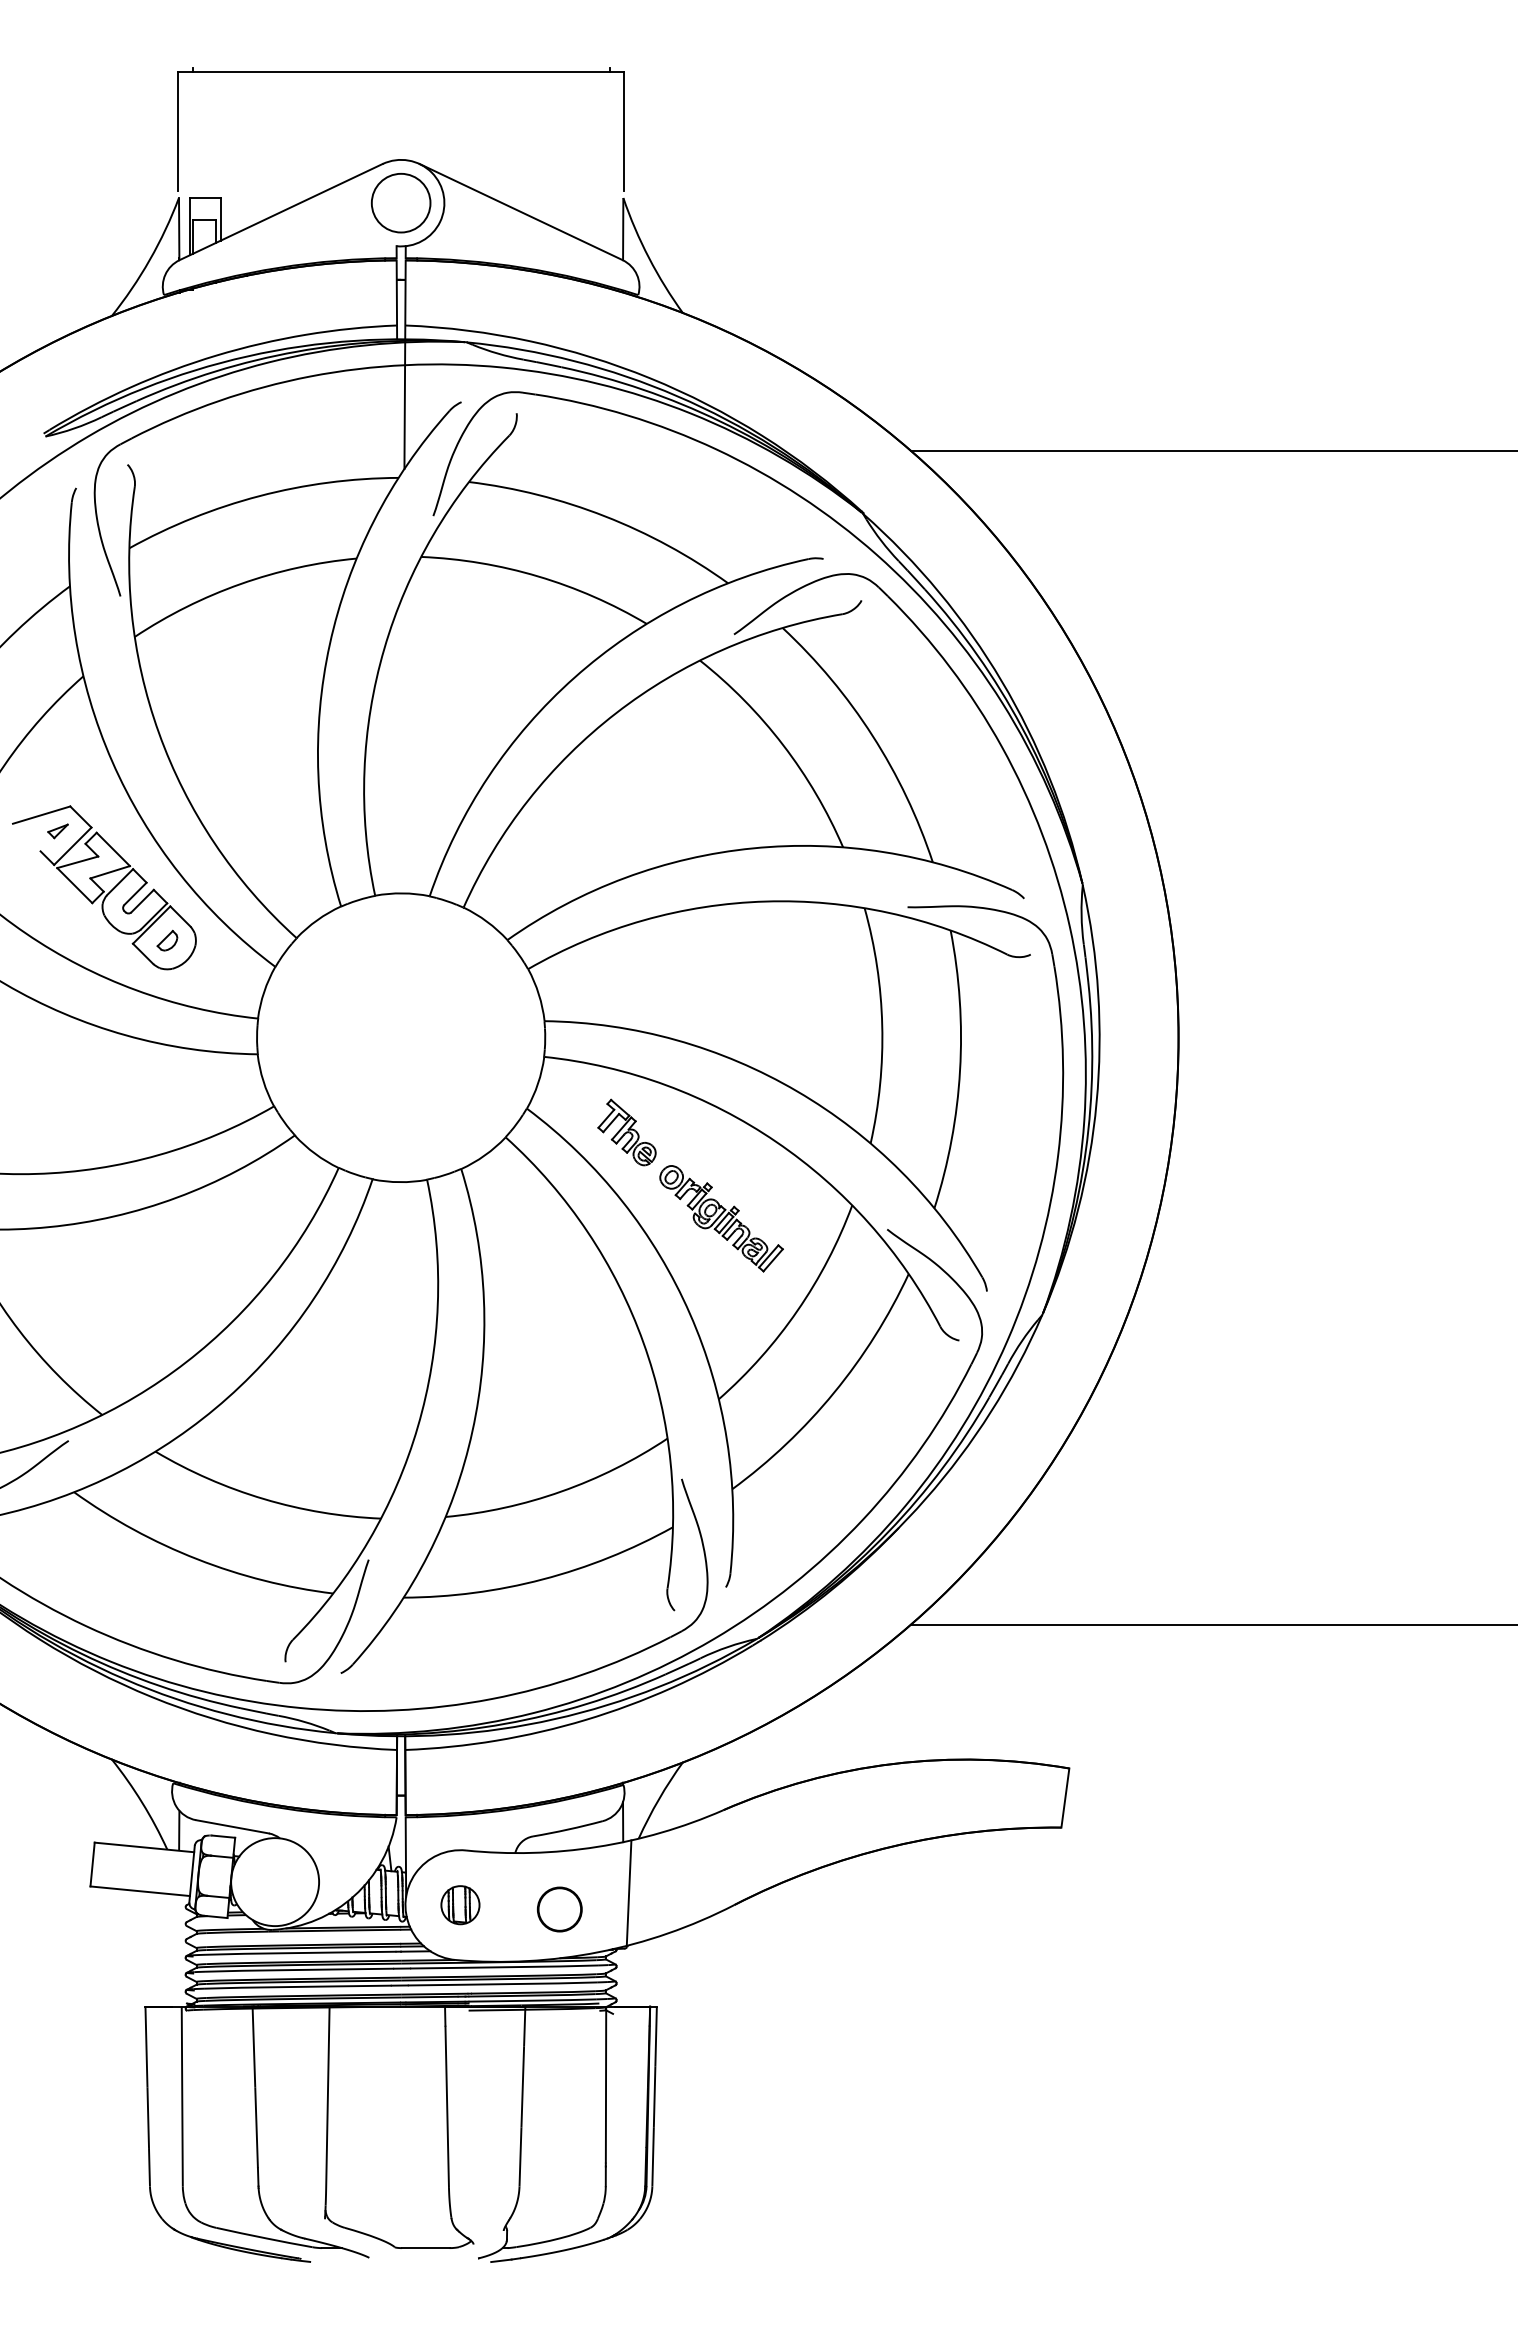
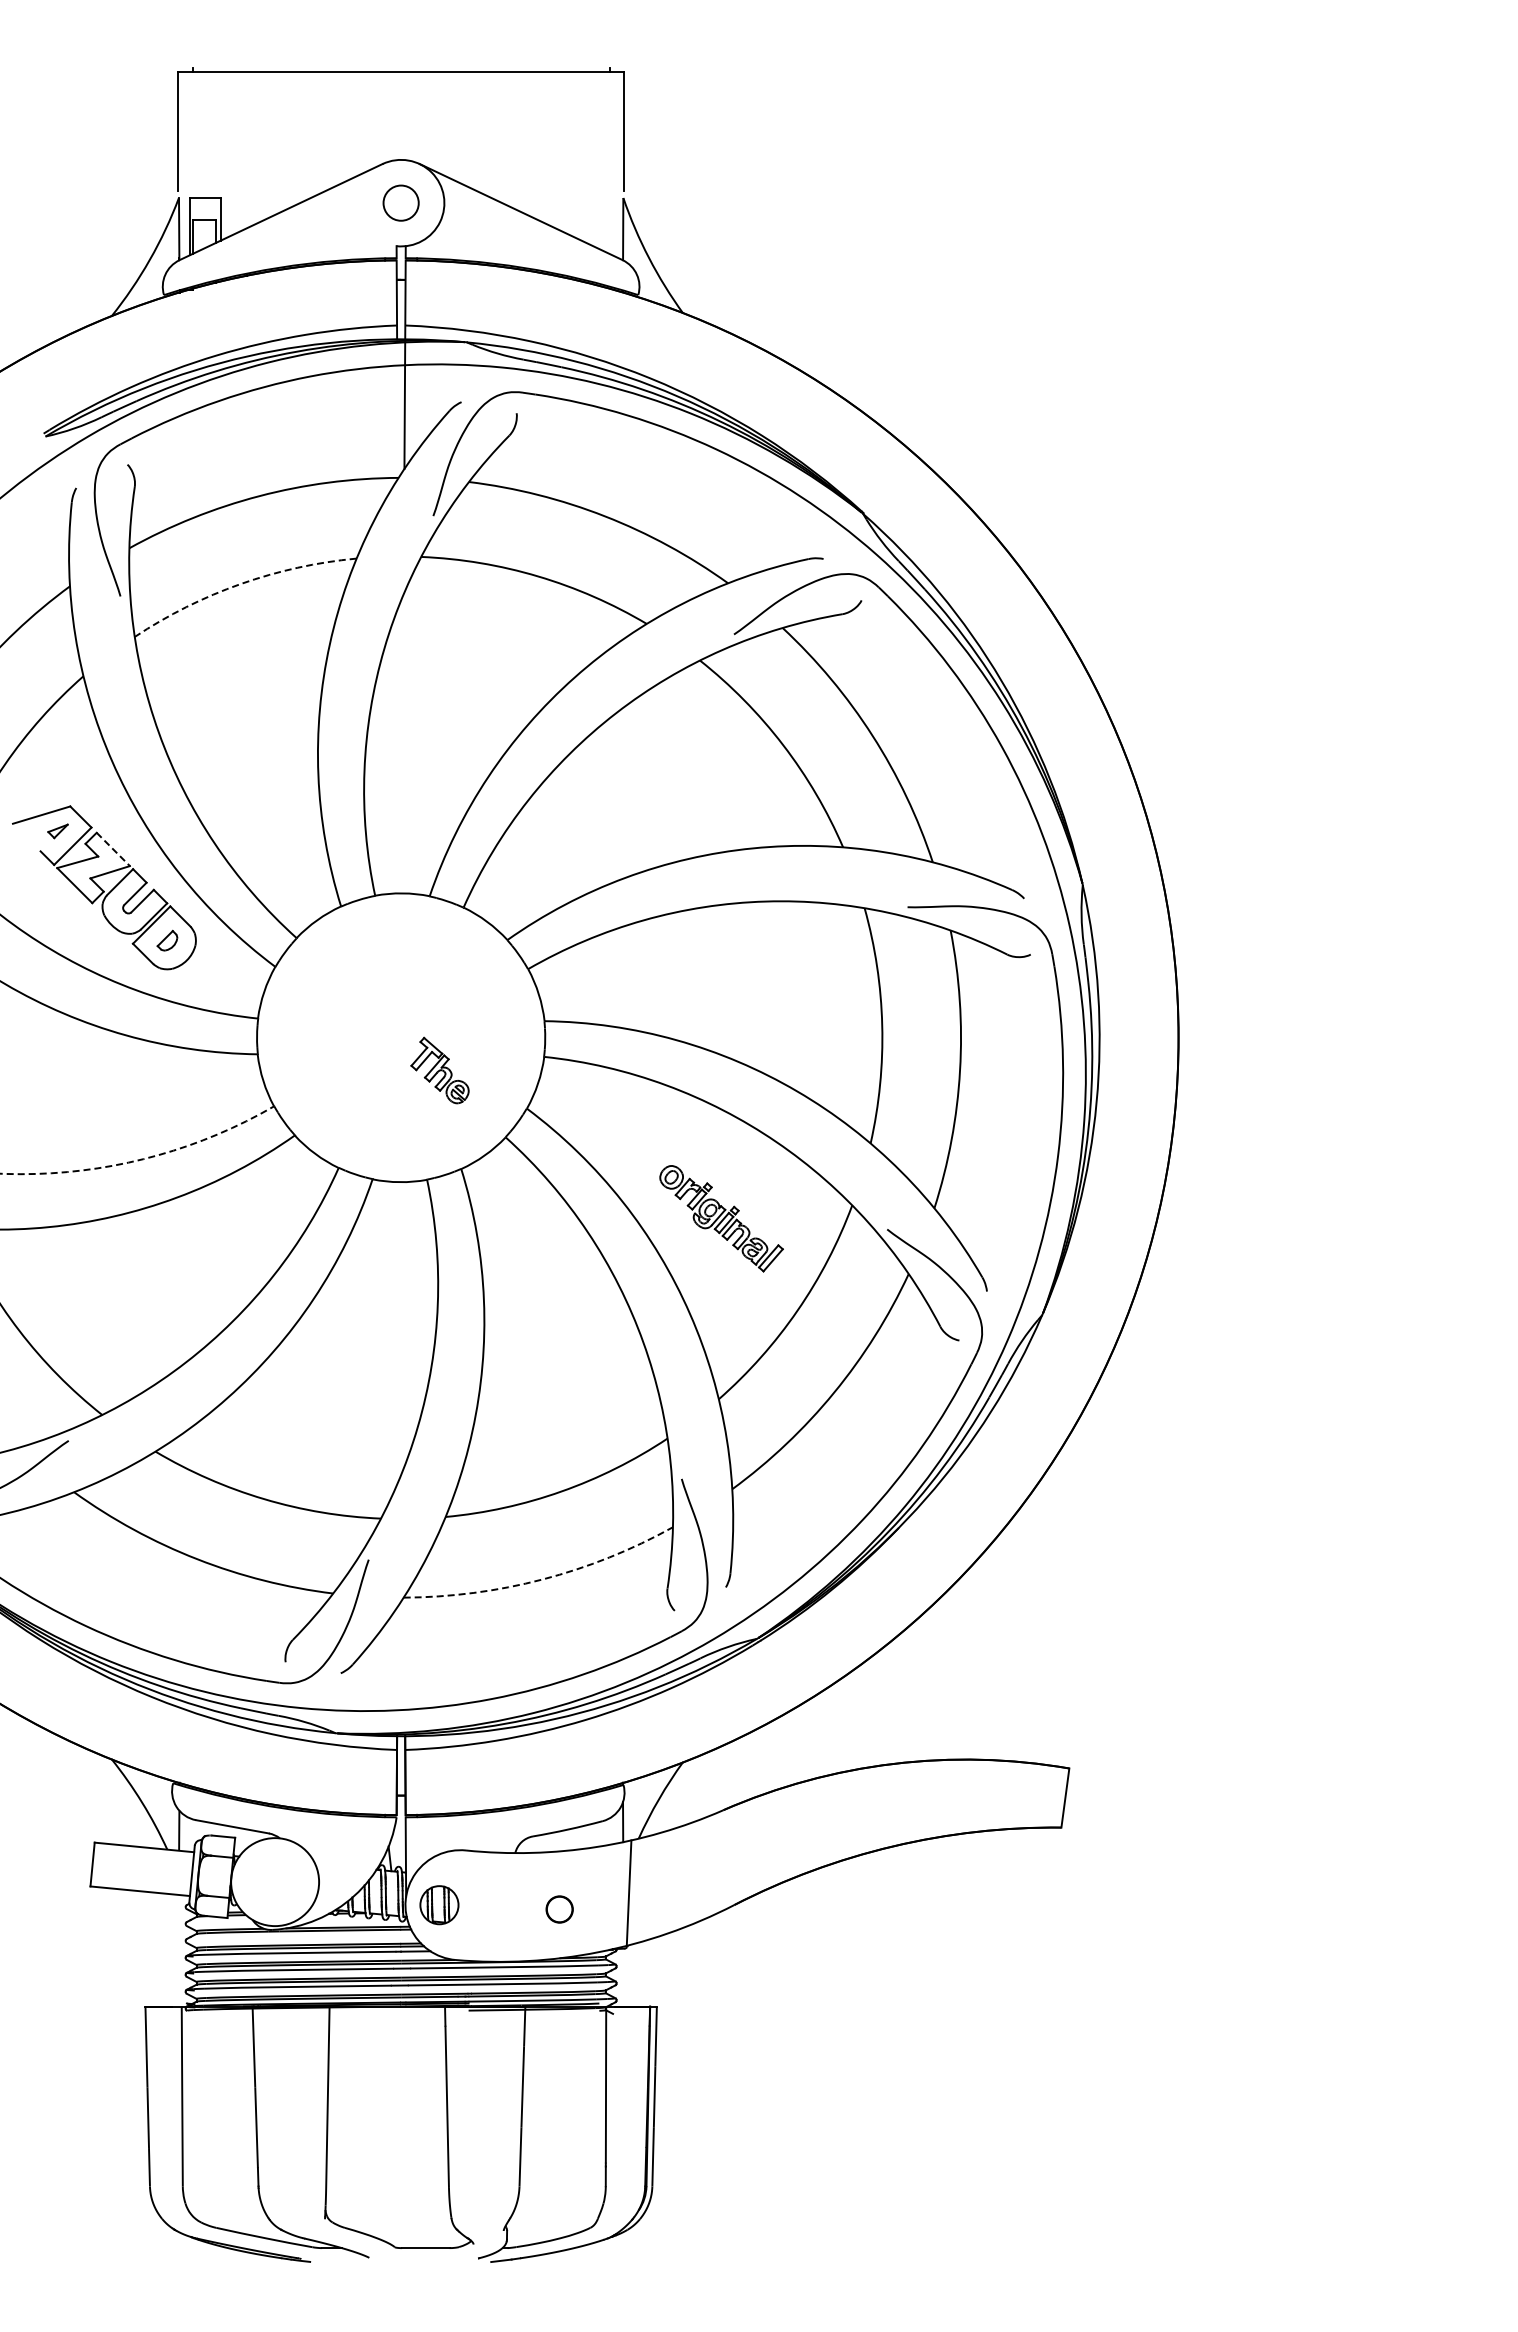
circle diameter: 59 px -> 35 px (400, 202)
line: present -> none (1212, 451)
arc: solid -> dashed (240, 584)
line: solid -> dashed (113, 849)
part position: (626, 1132) -> (439, 1070) (439, 1070)
arc: solid -> dashed (141, 1159)
arc: solid -> dashed (542, 1579)
line: present -> none (1212, 1624)
part position: (460, 1905) -> (439, 1905) (439, 1905)
circle size: 47x47 px -> 29x29 px (559, 1909)
